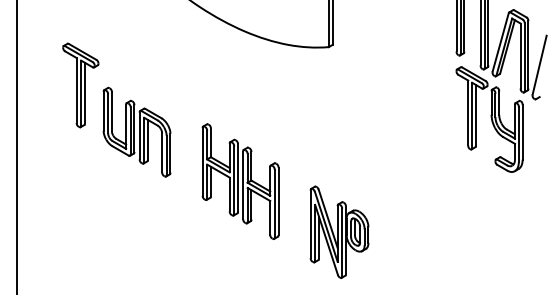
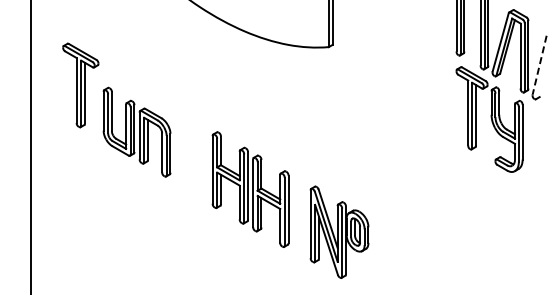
line: solid -> dashed (539, 65)
line position: (16, 146) -> (30, 146) (30, 146)
part position: (240, 181) -> (250, 189) (250, 189)
